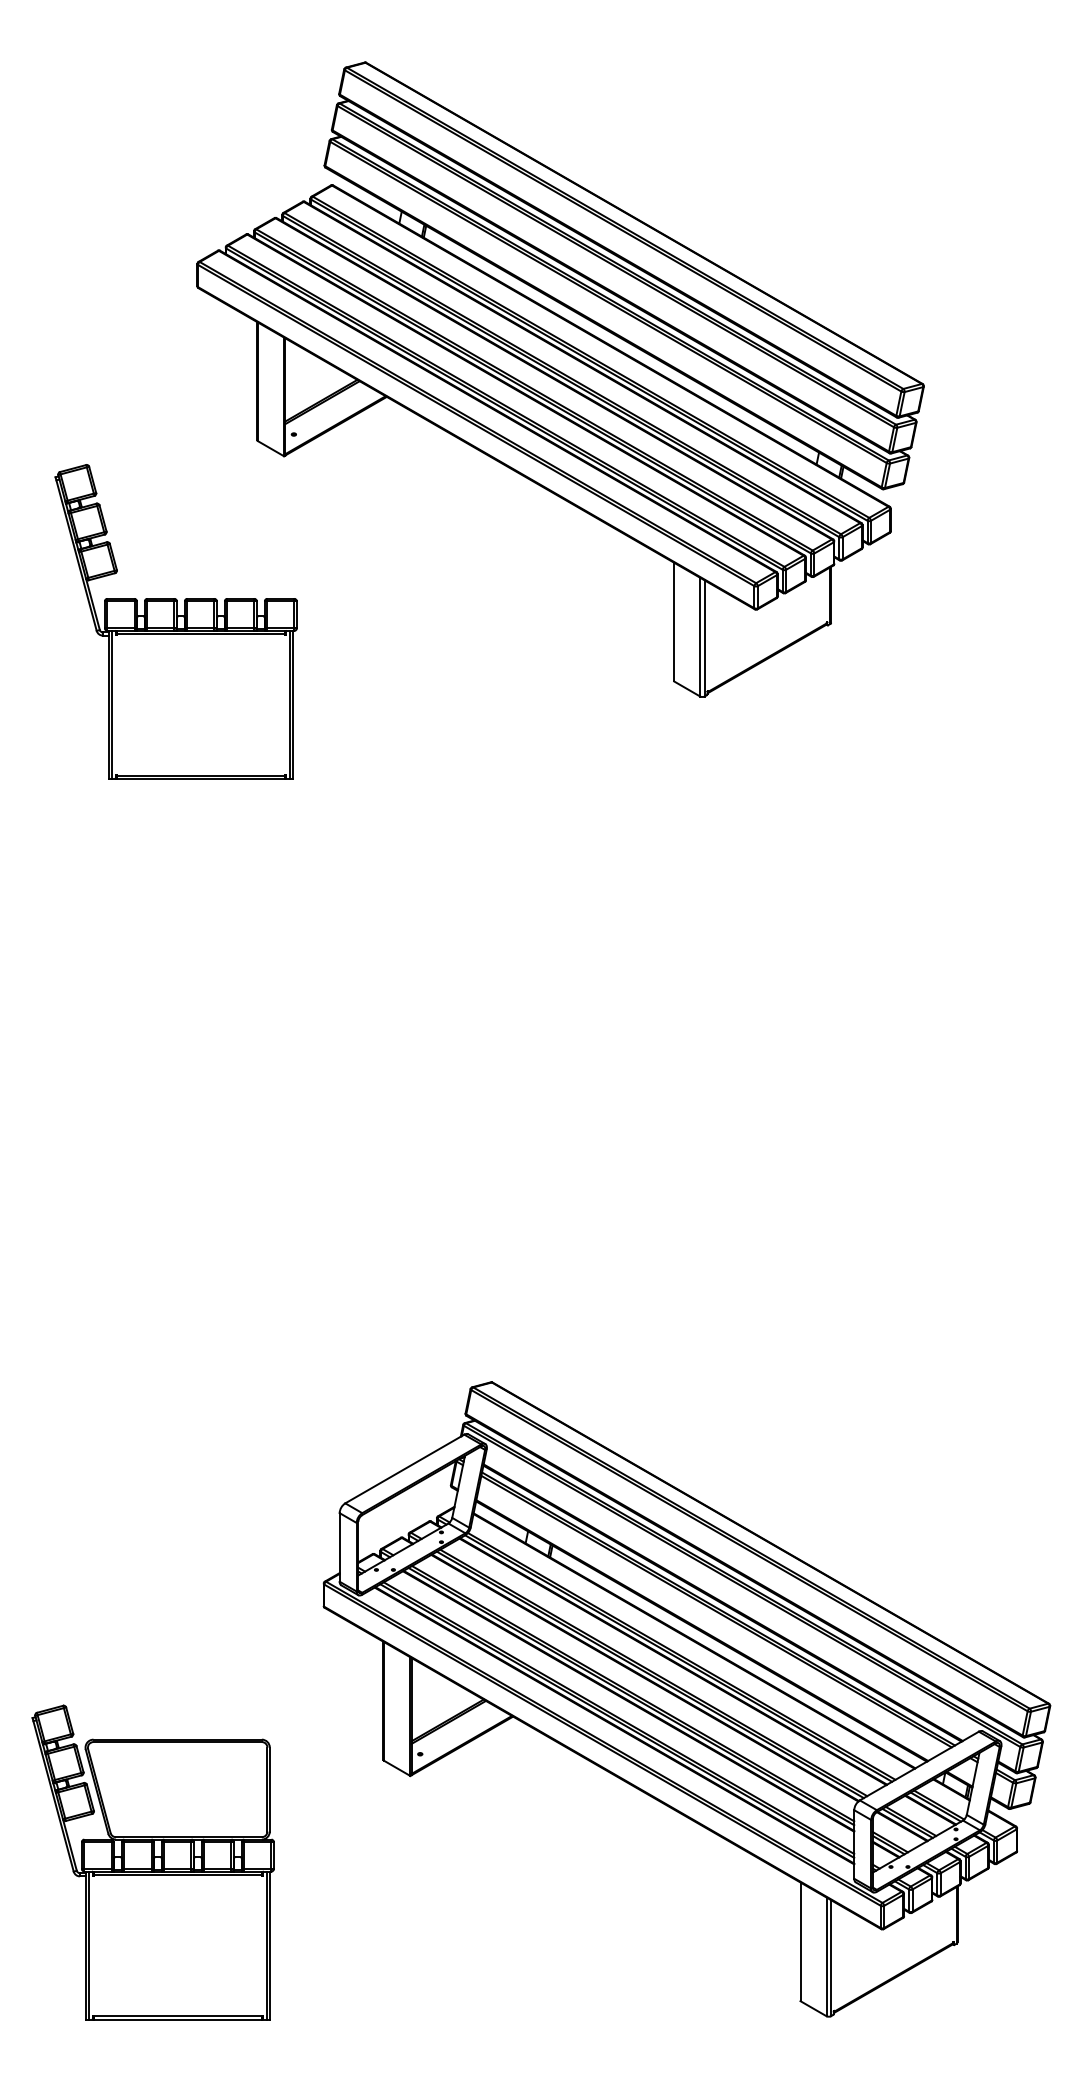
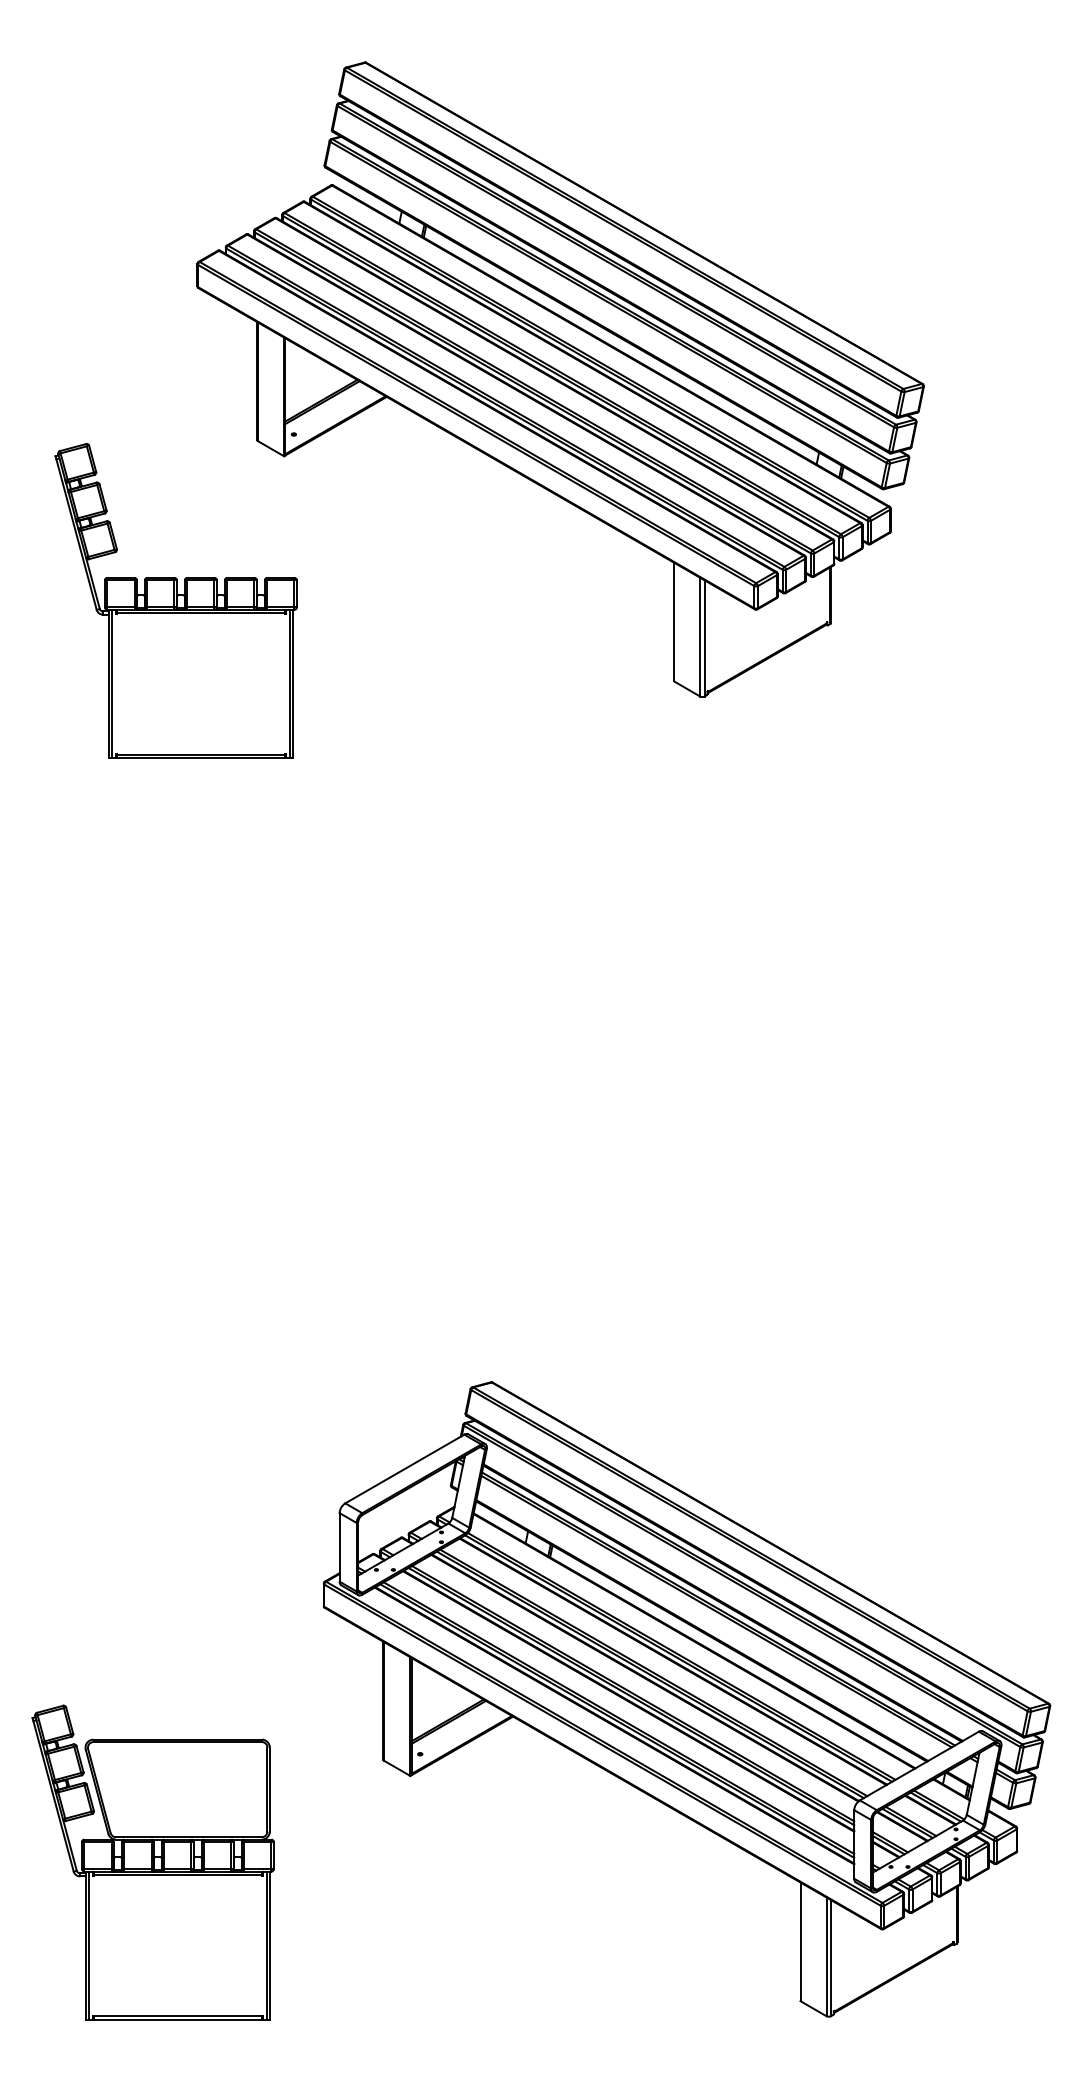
part position: (175, 621) -> (175, 600) (175, 600)
